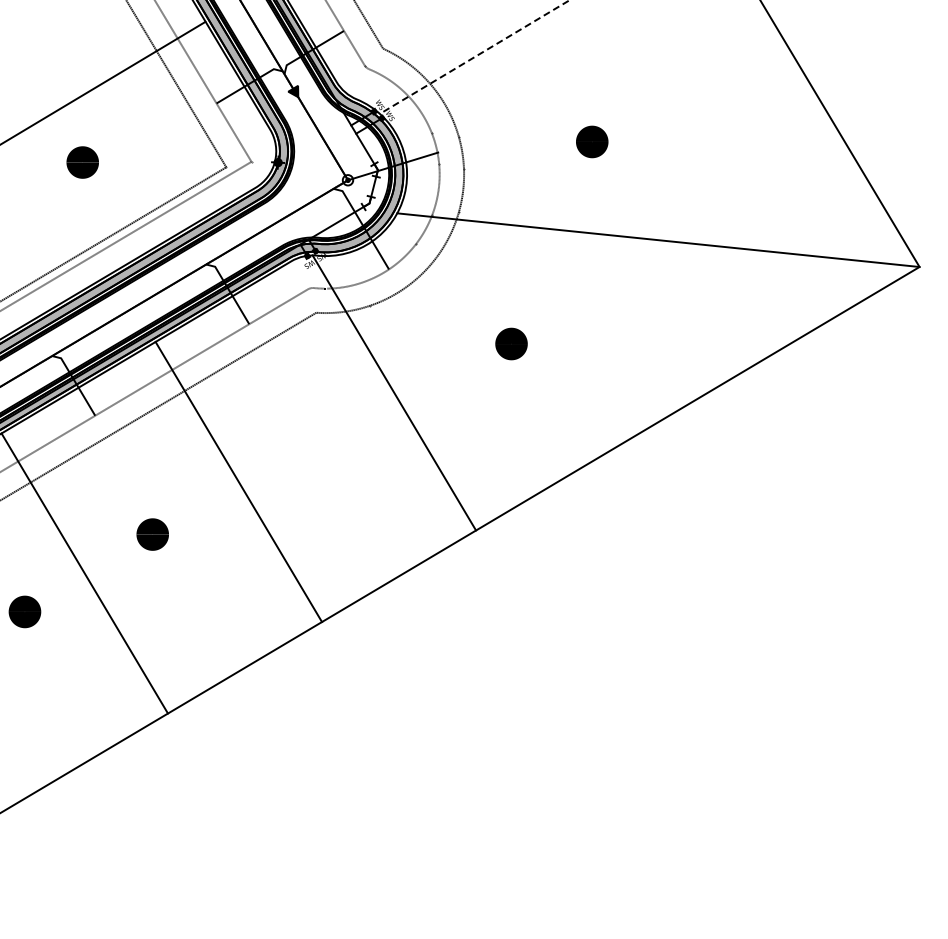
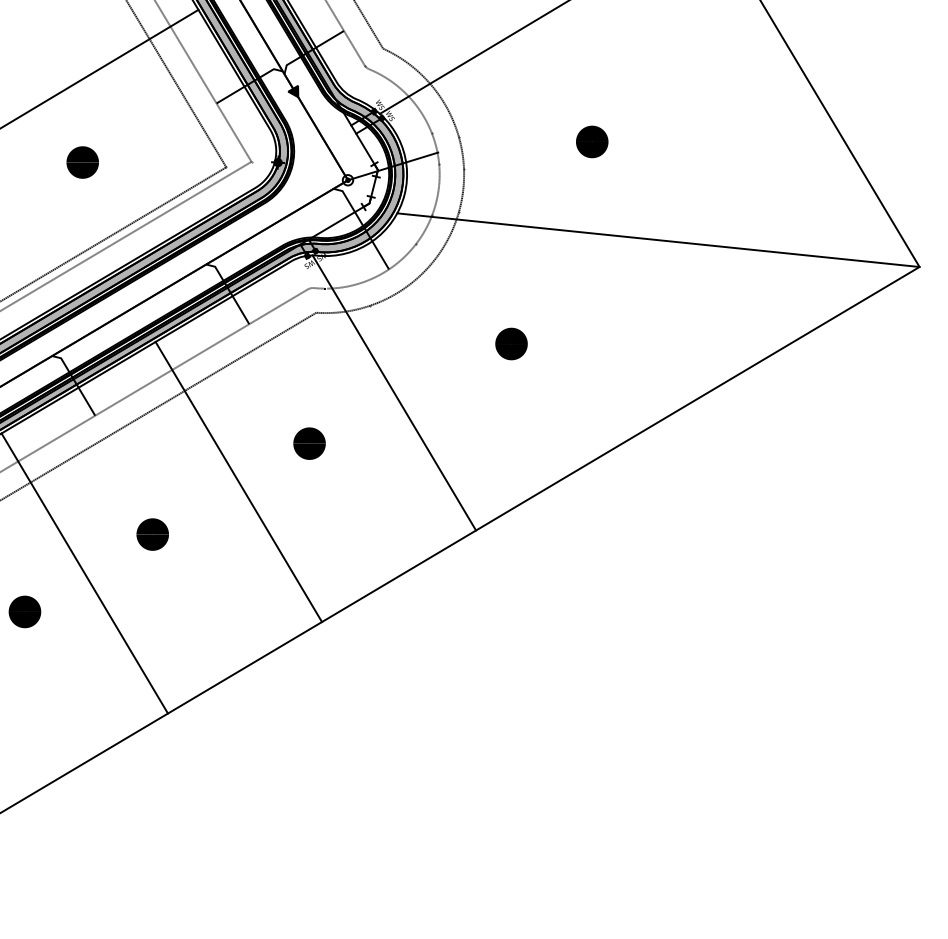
line: dashed -> solid (474, 57)
line position: (103, 82) -> (100, 68) (100, 68)
part: none -> present (309, 443)
